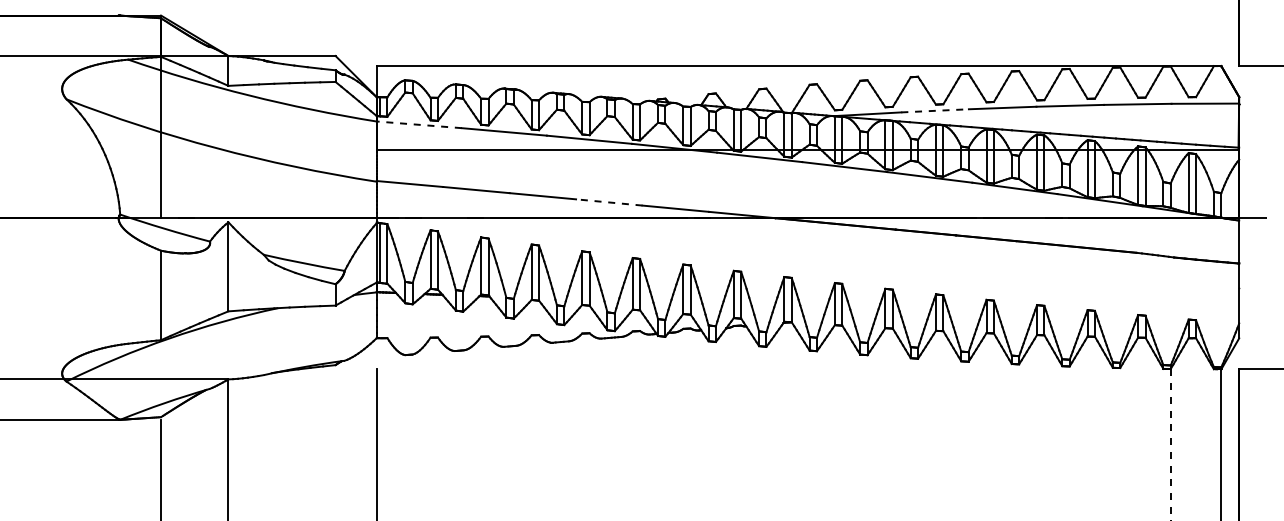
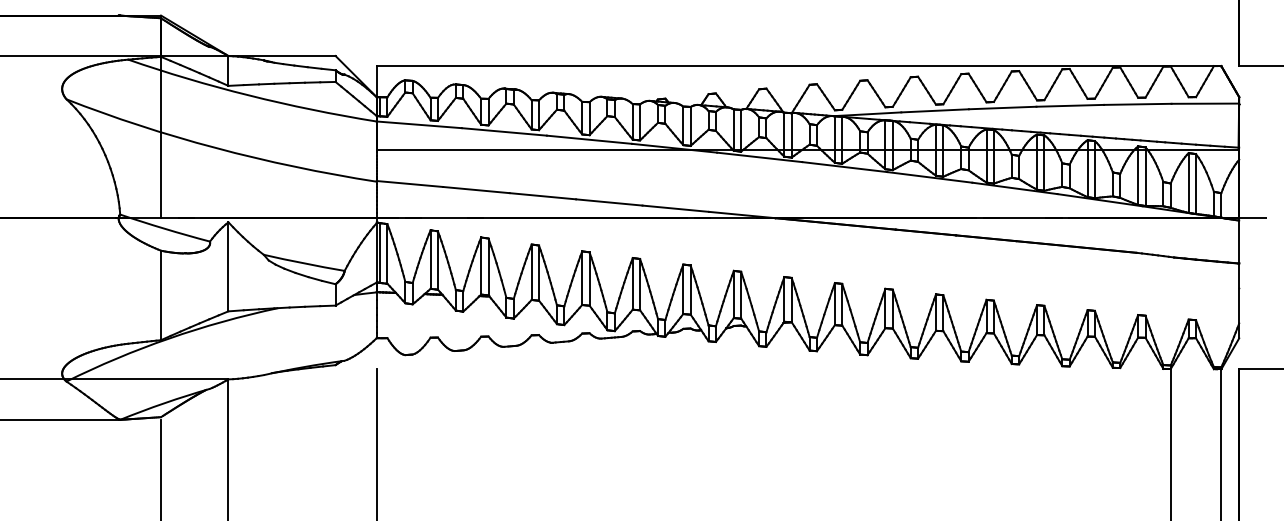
line: dashed -> solid (935, 110)
line: dashed -> solid (419, 124)
line: dashed -> solid (608, 202)
line: dashed -> solid (1170, 445)
